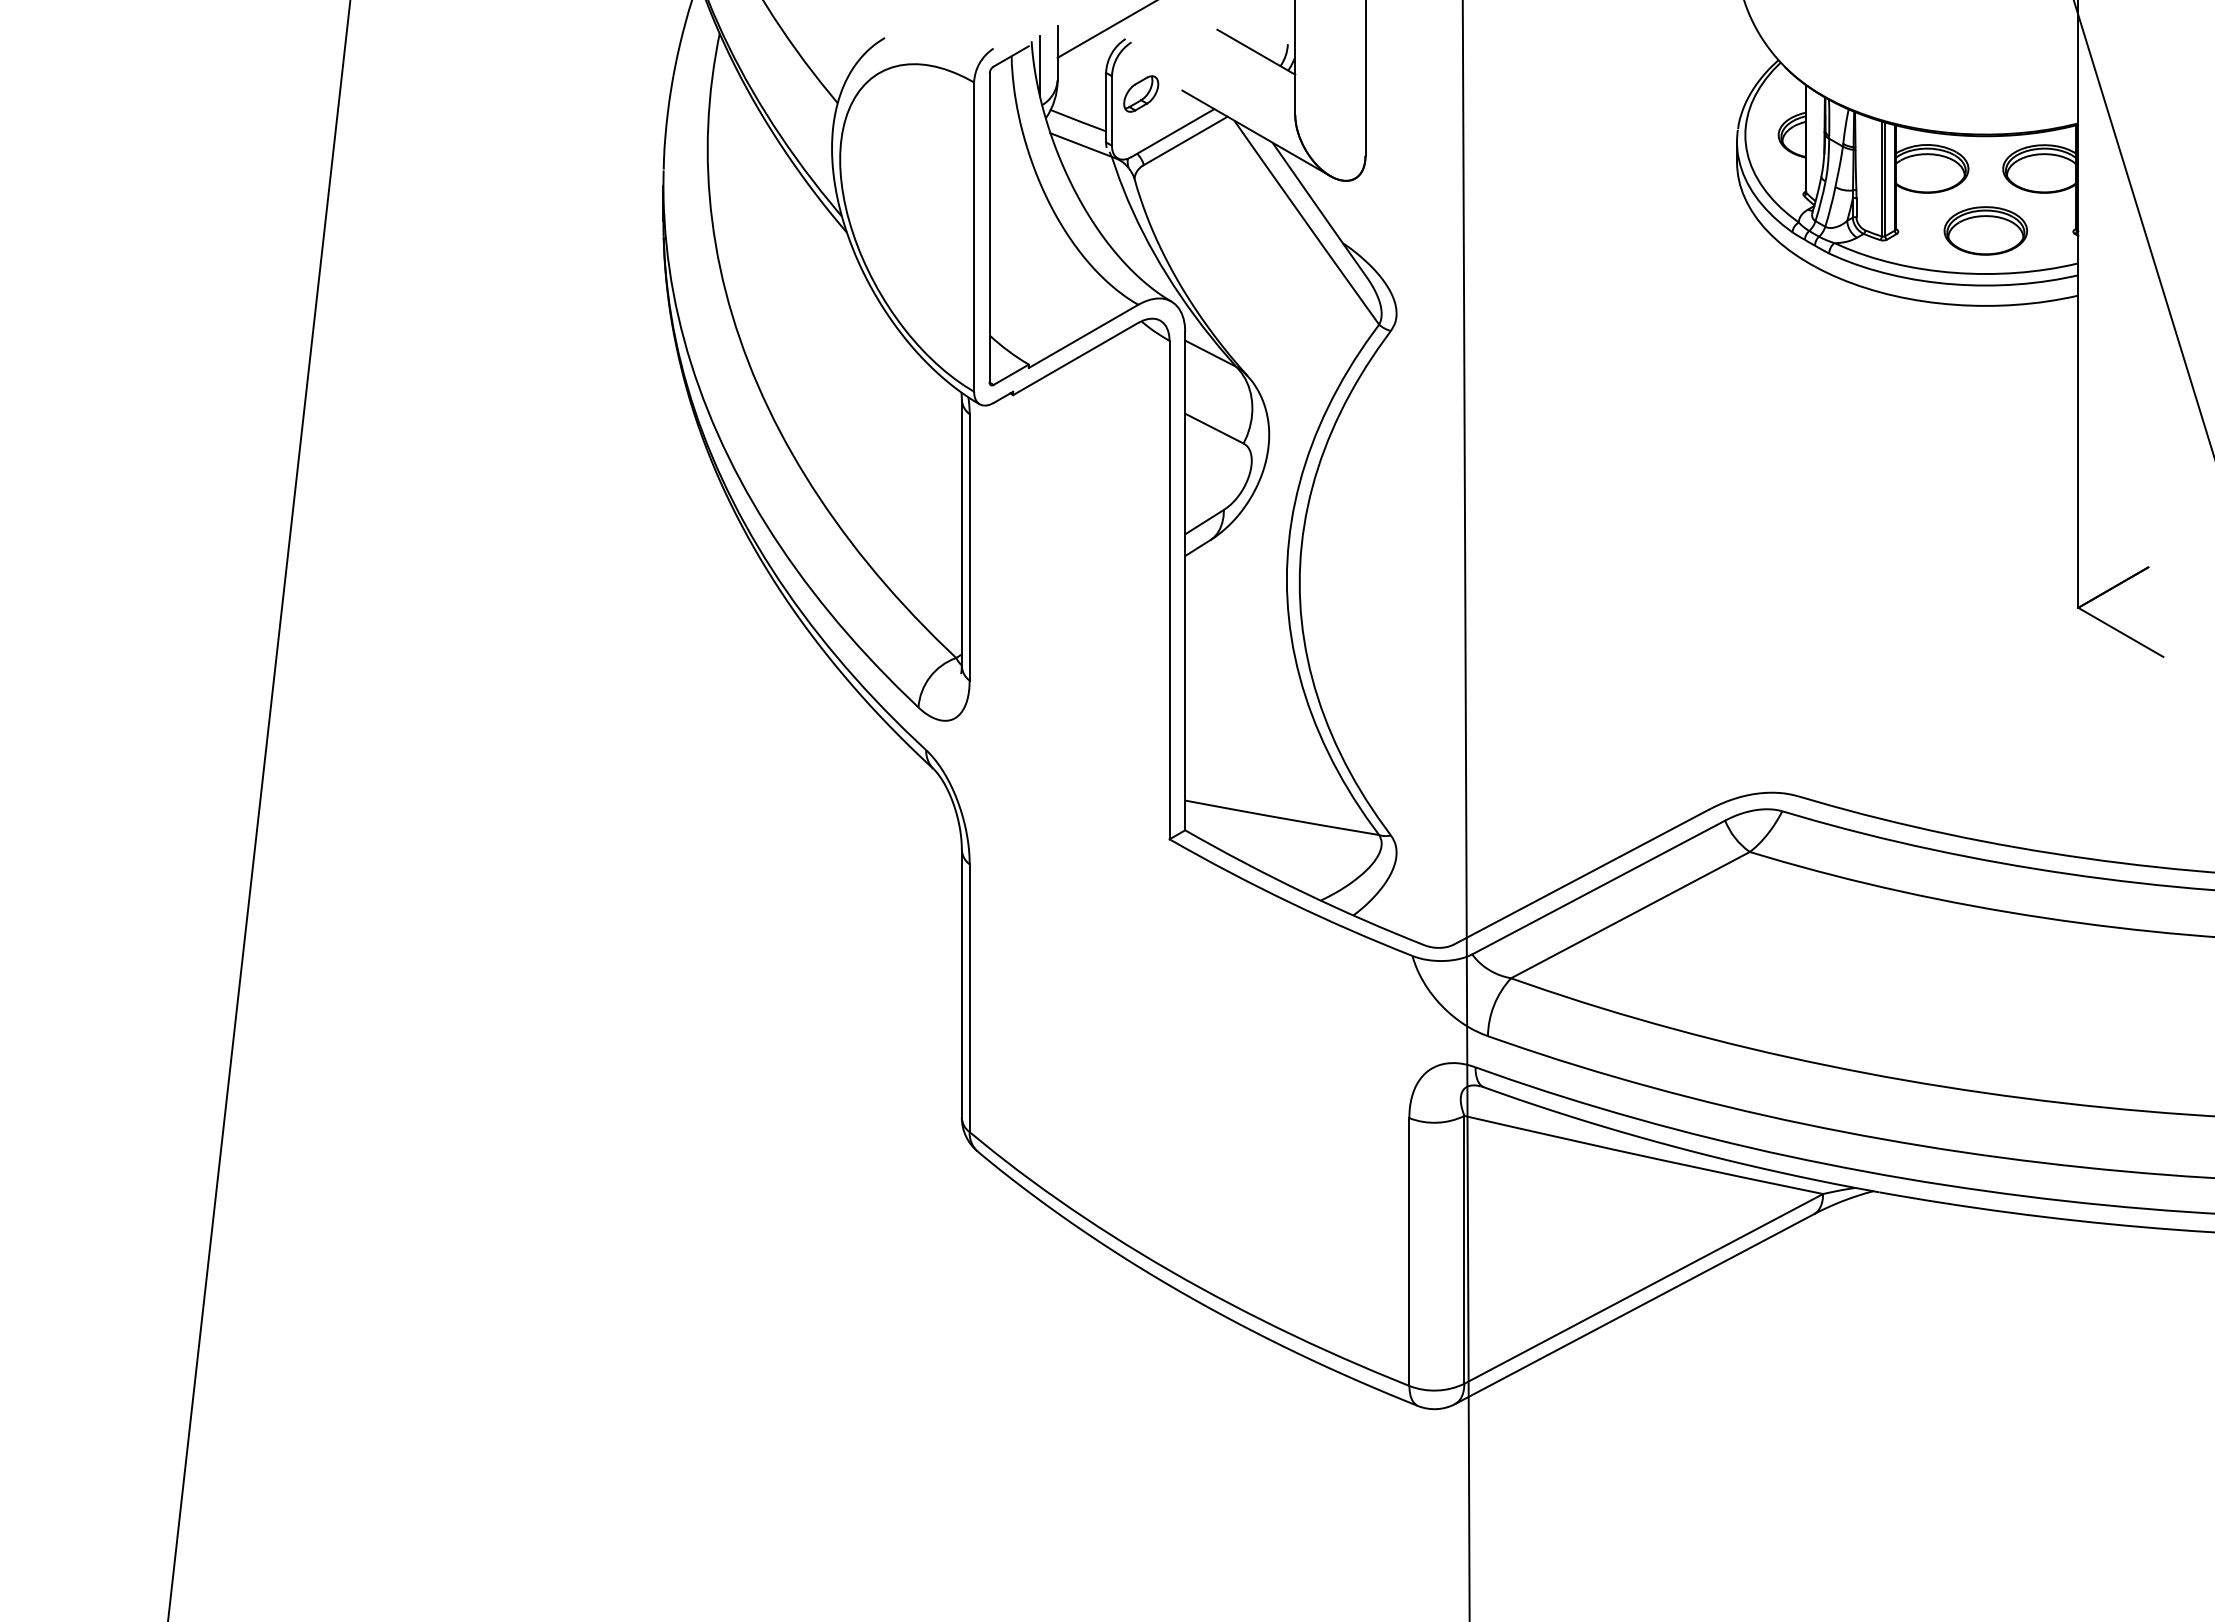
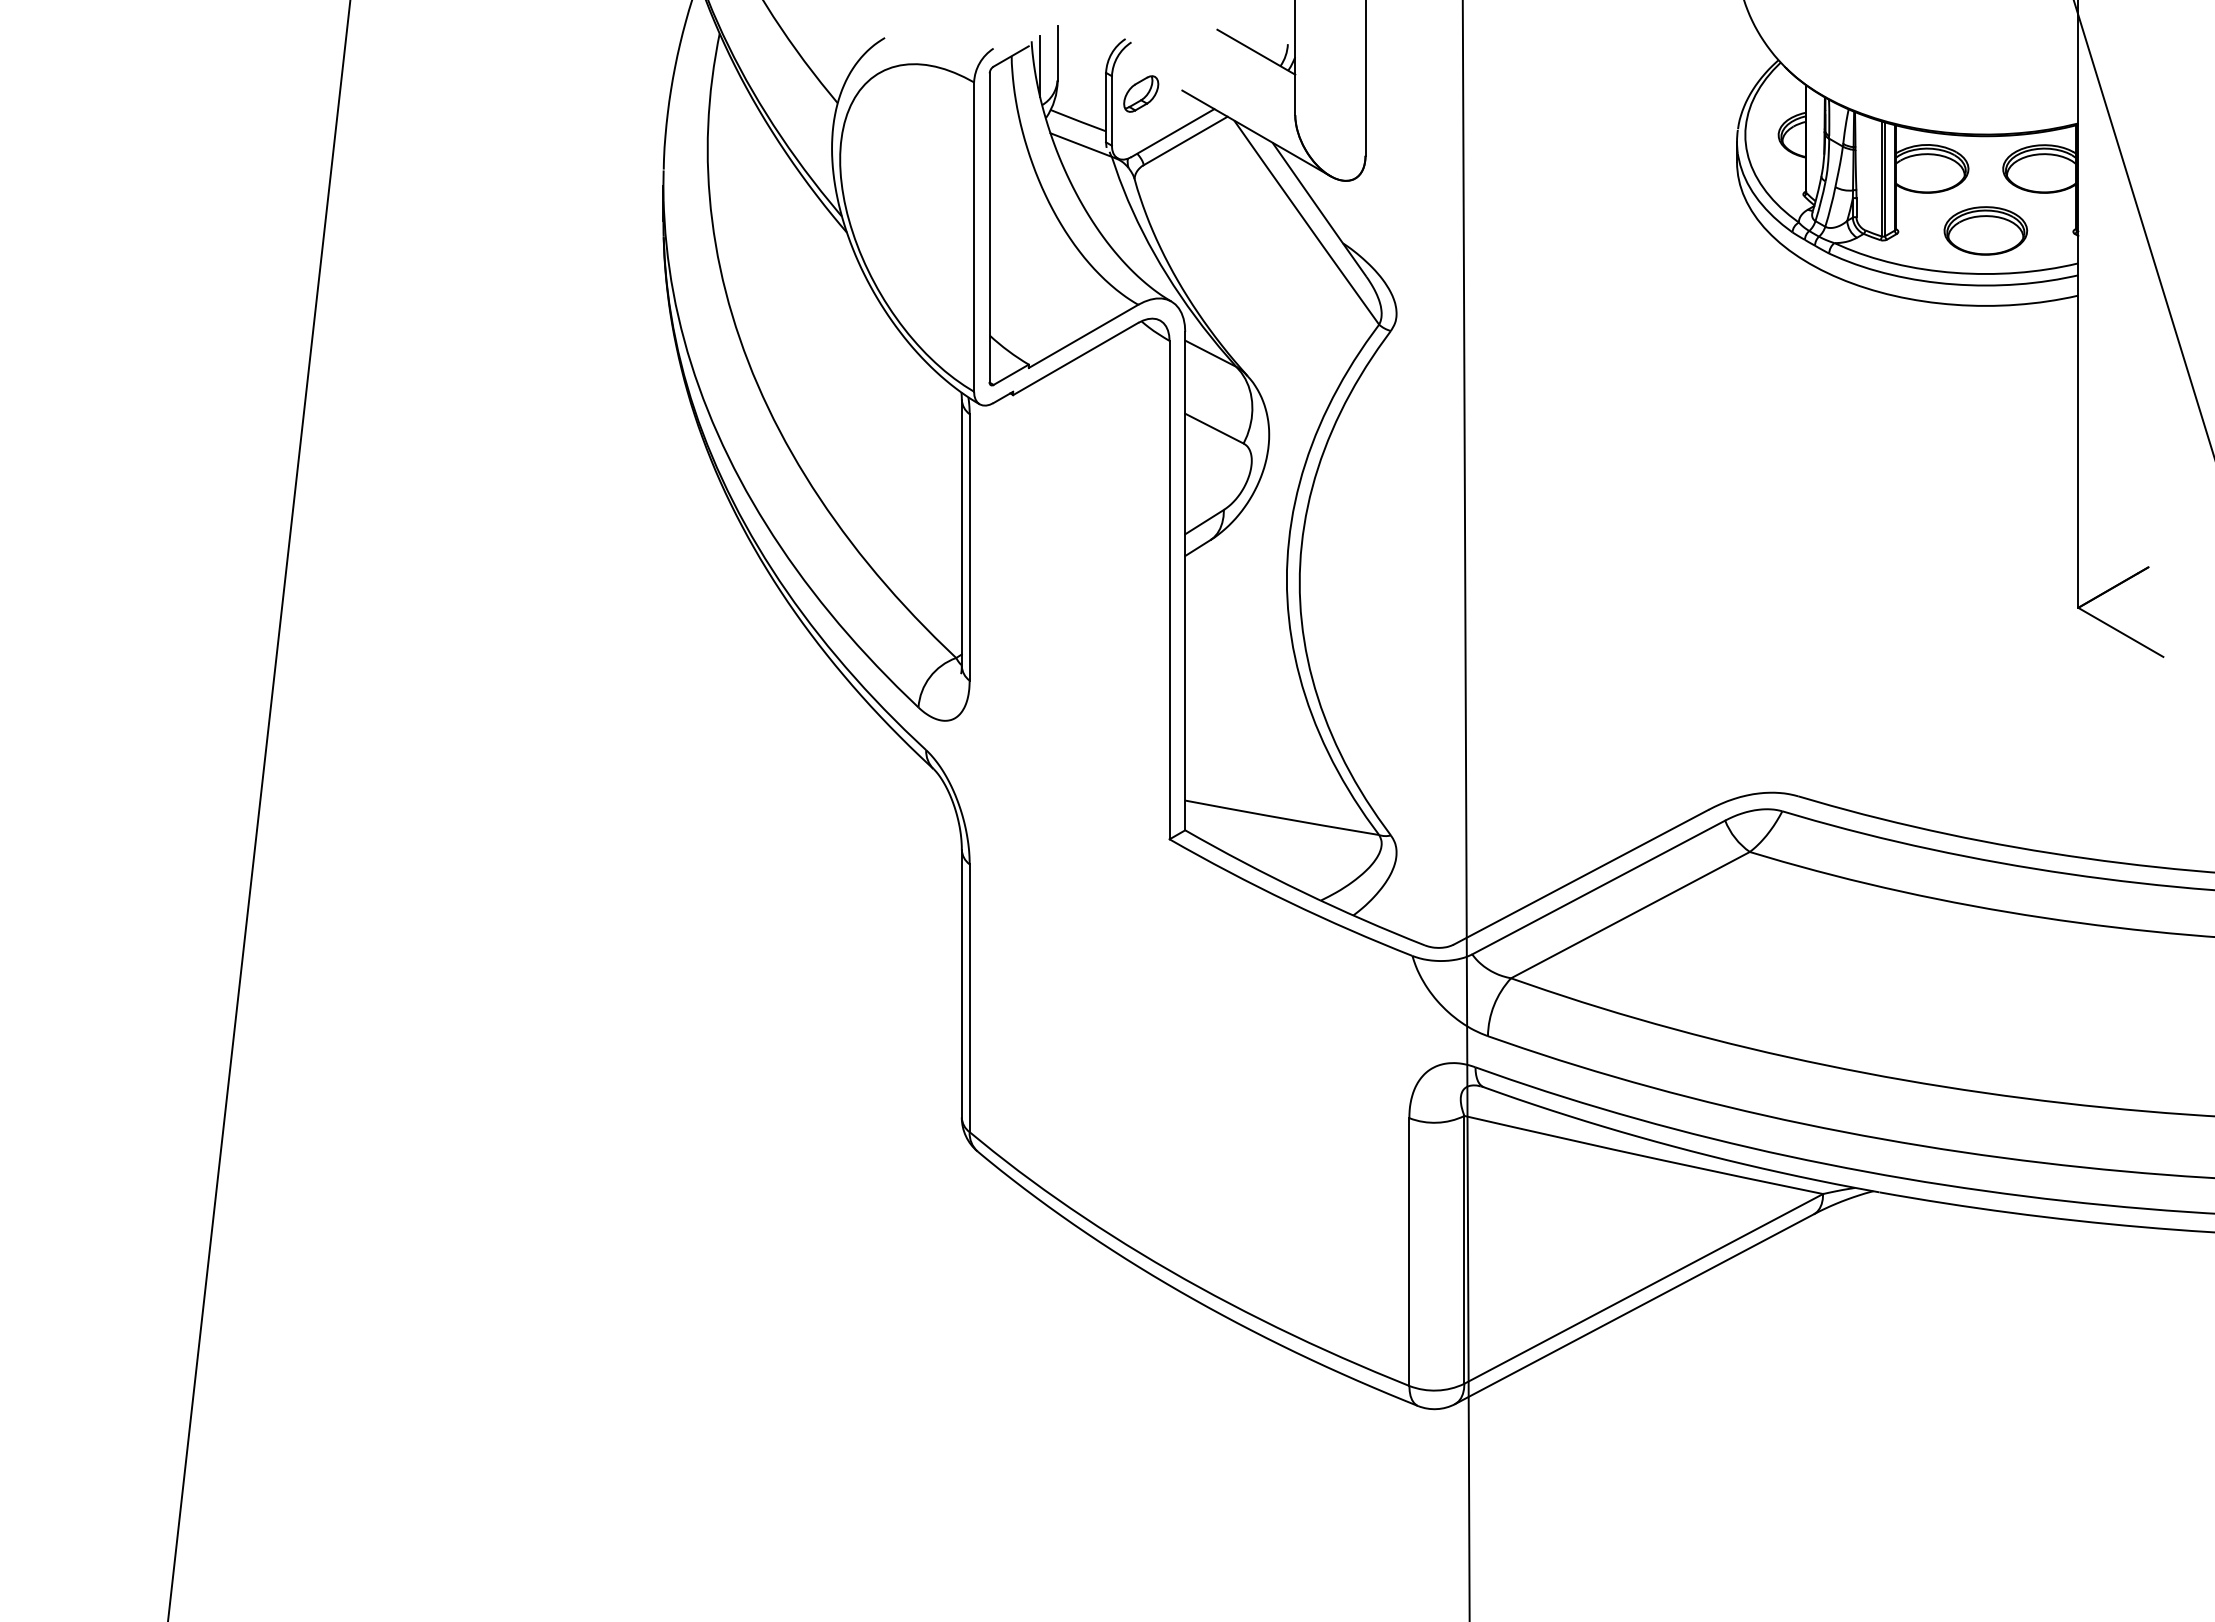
line: present -> none (1105, 29)
